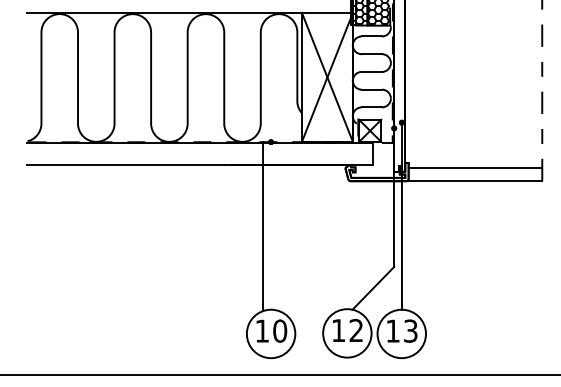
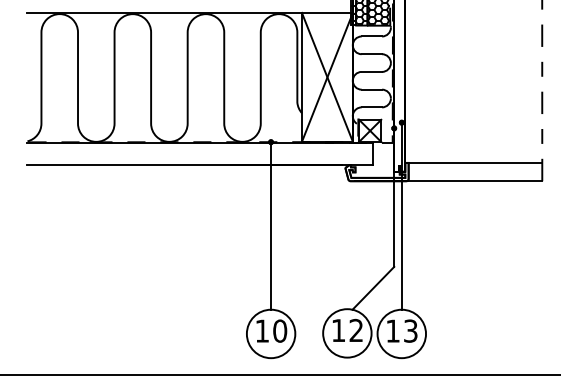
line position: (475, 167) -> (475, 162) (475, 162)
line position: (263, 225) -> (271, 225) (271, 225)
